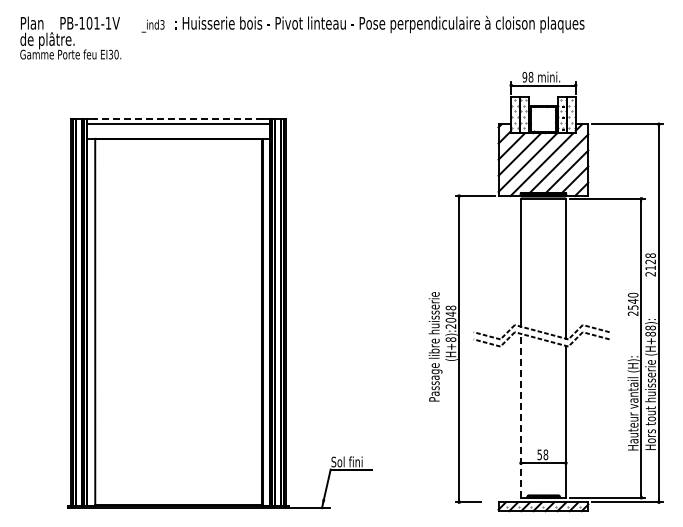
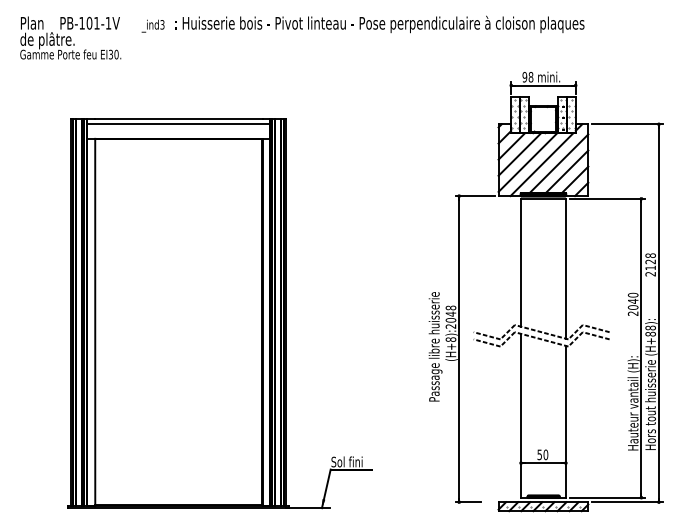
line: dashed -> solid (179, 119)
text: 2540 -> 2040 (632, 307)
line: dashed -> solid (521, 415)
text: 58 -> 50 (545, 454)
